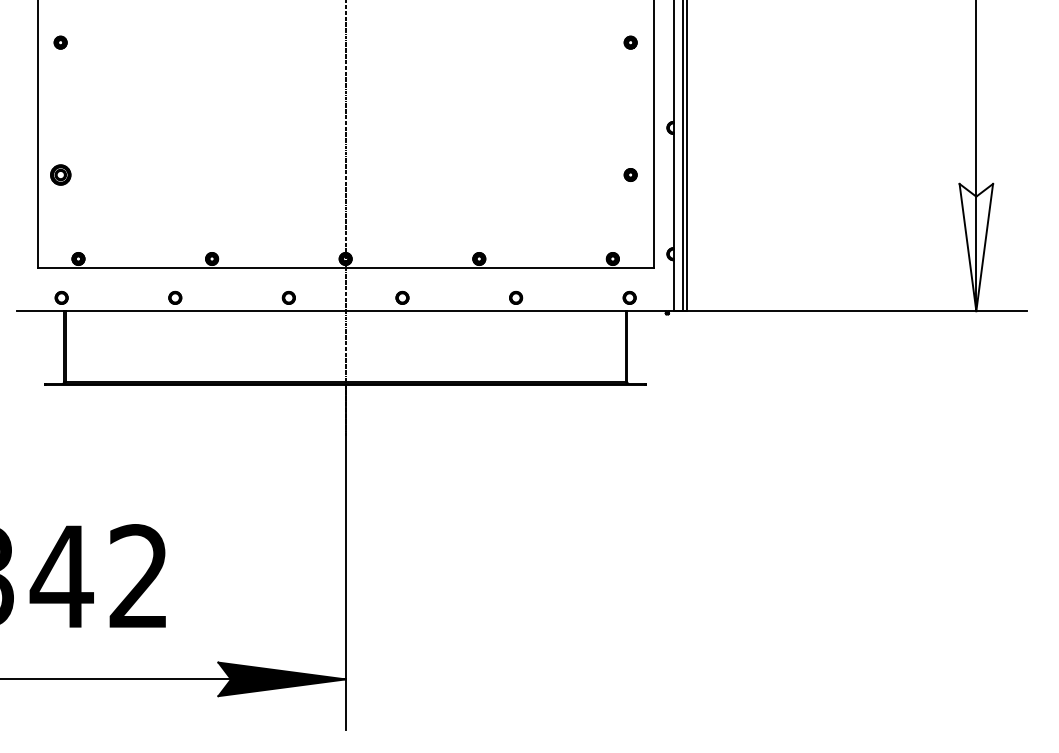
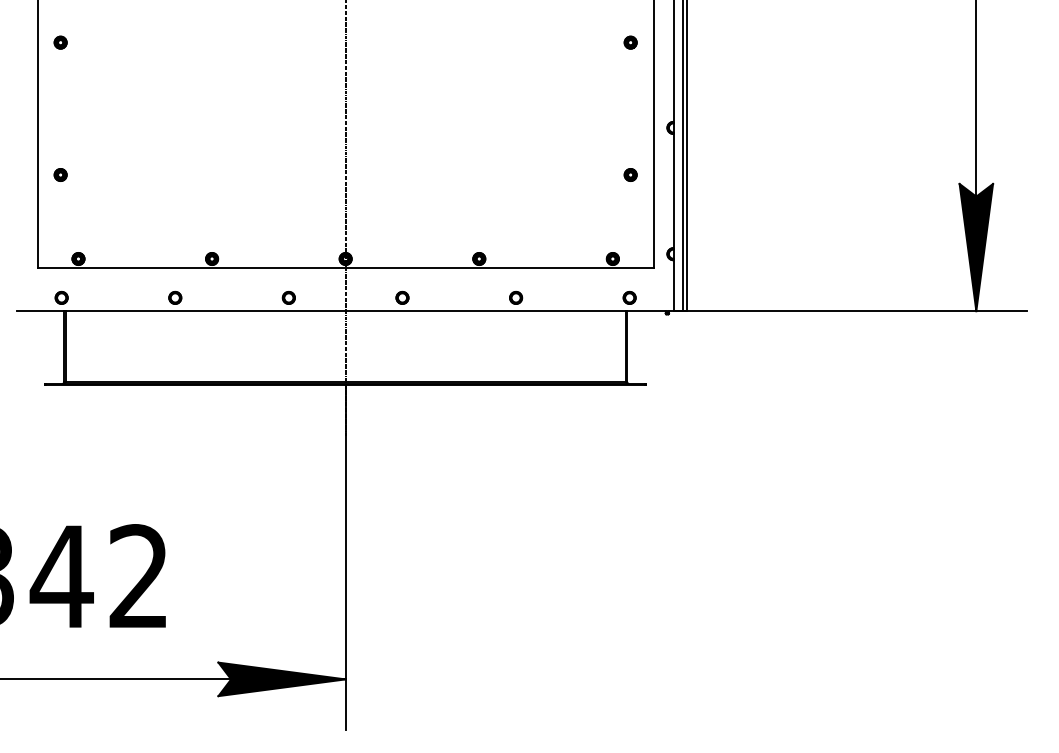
part size: 22x22 px -> 15x14 px (60, 174)
fill: none -> present (976, 247)
